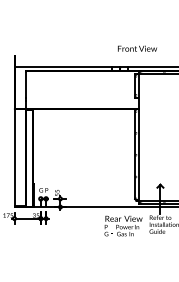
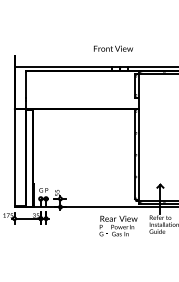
text position: (137, 48) -> (113, 48) (113, 48)
text position: (123, 225) -> (118, 225) (118, 225)
